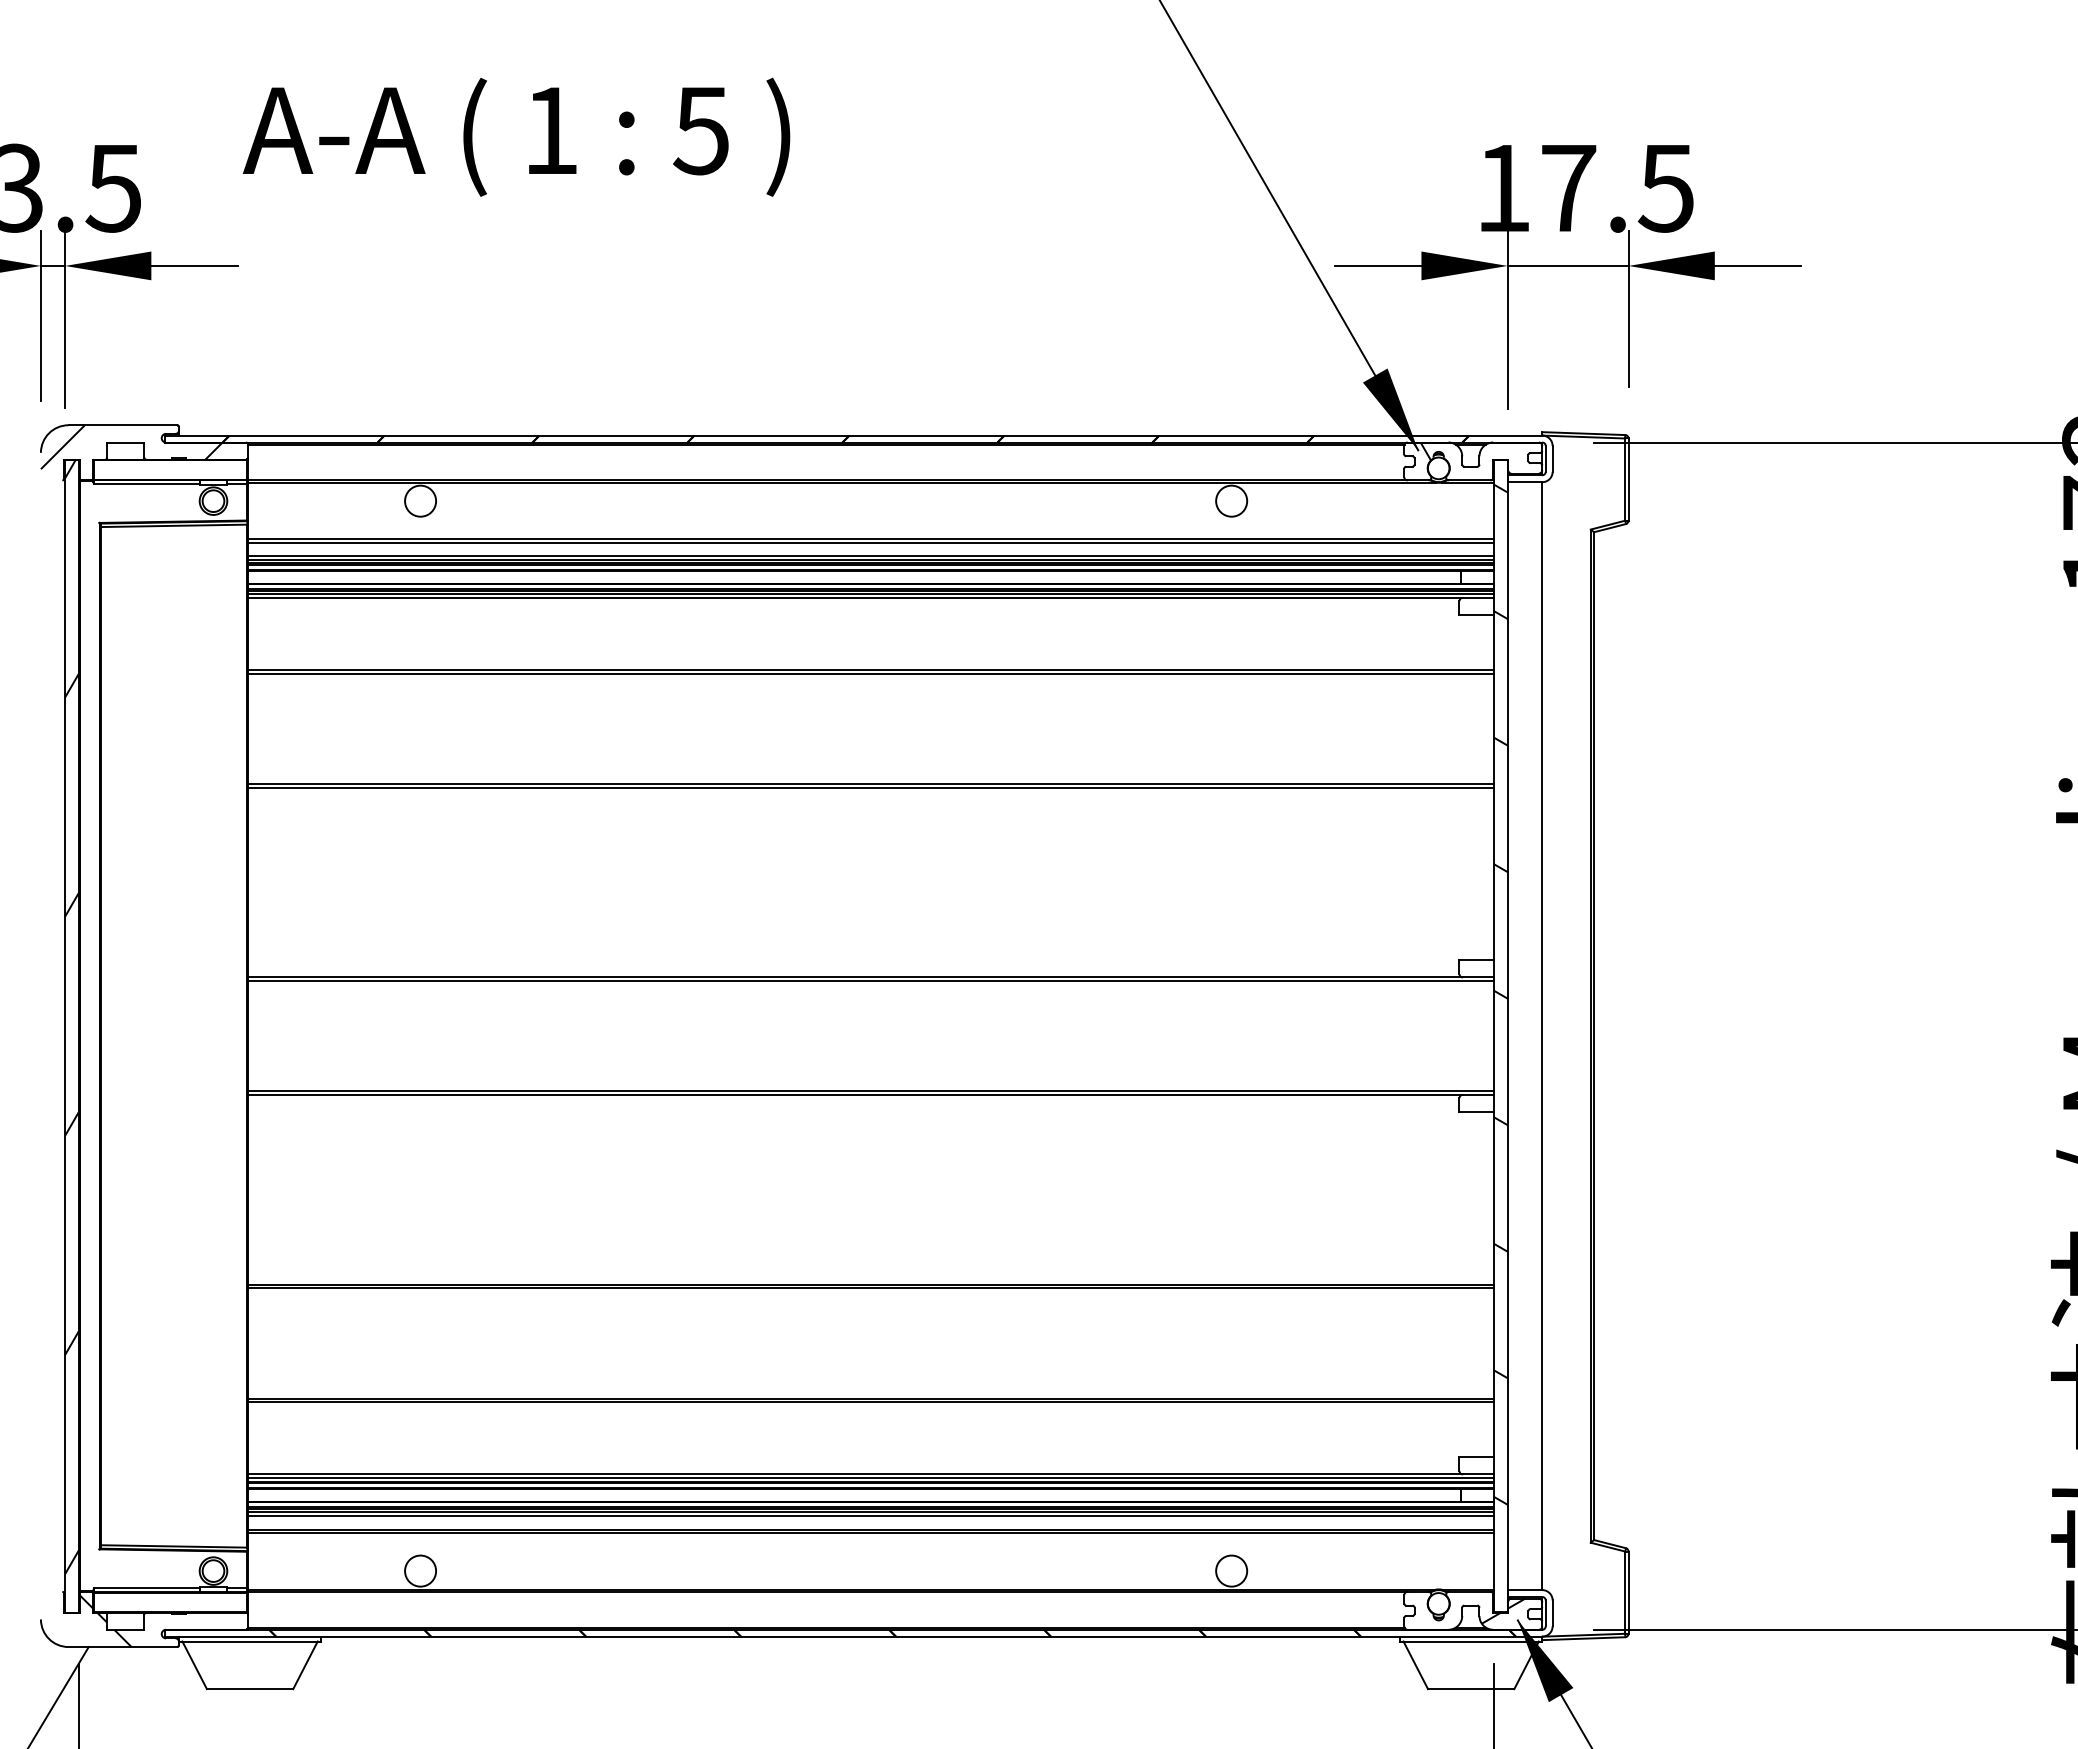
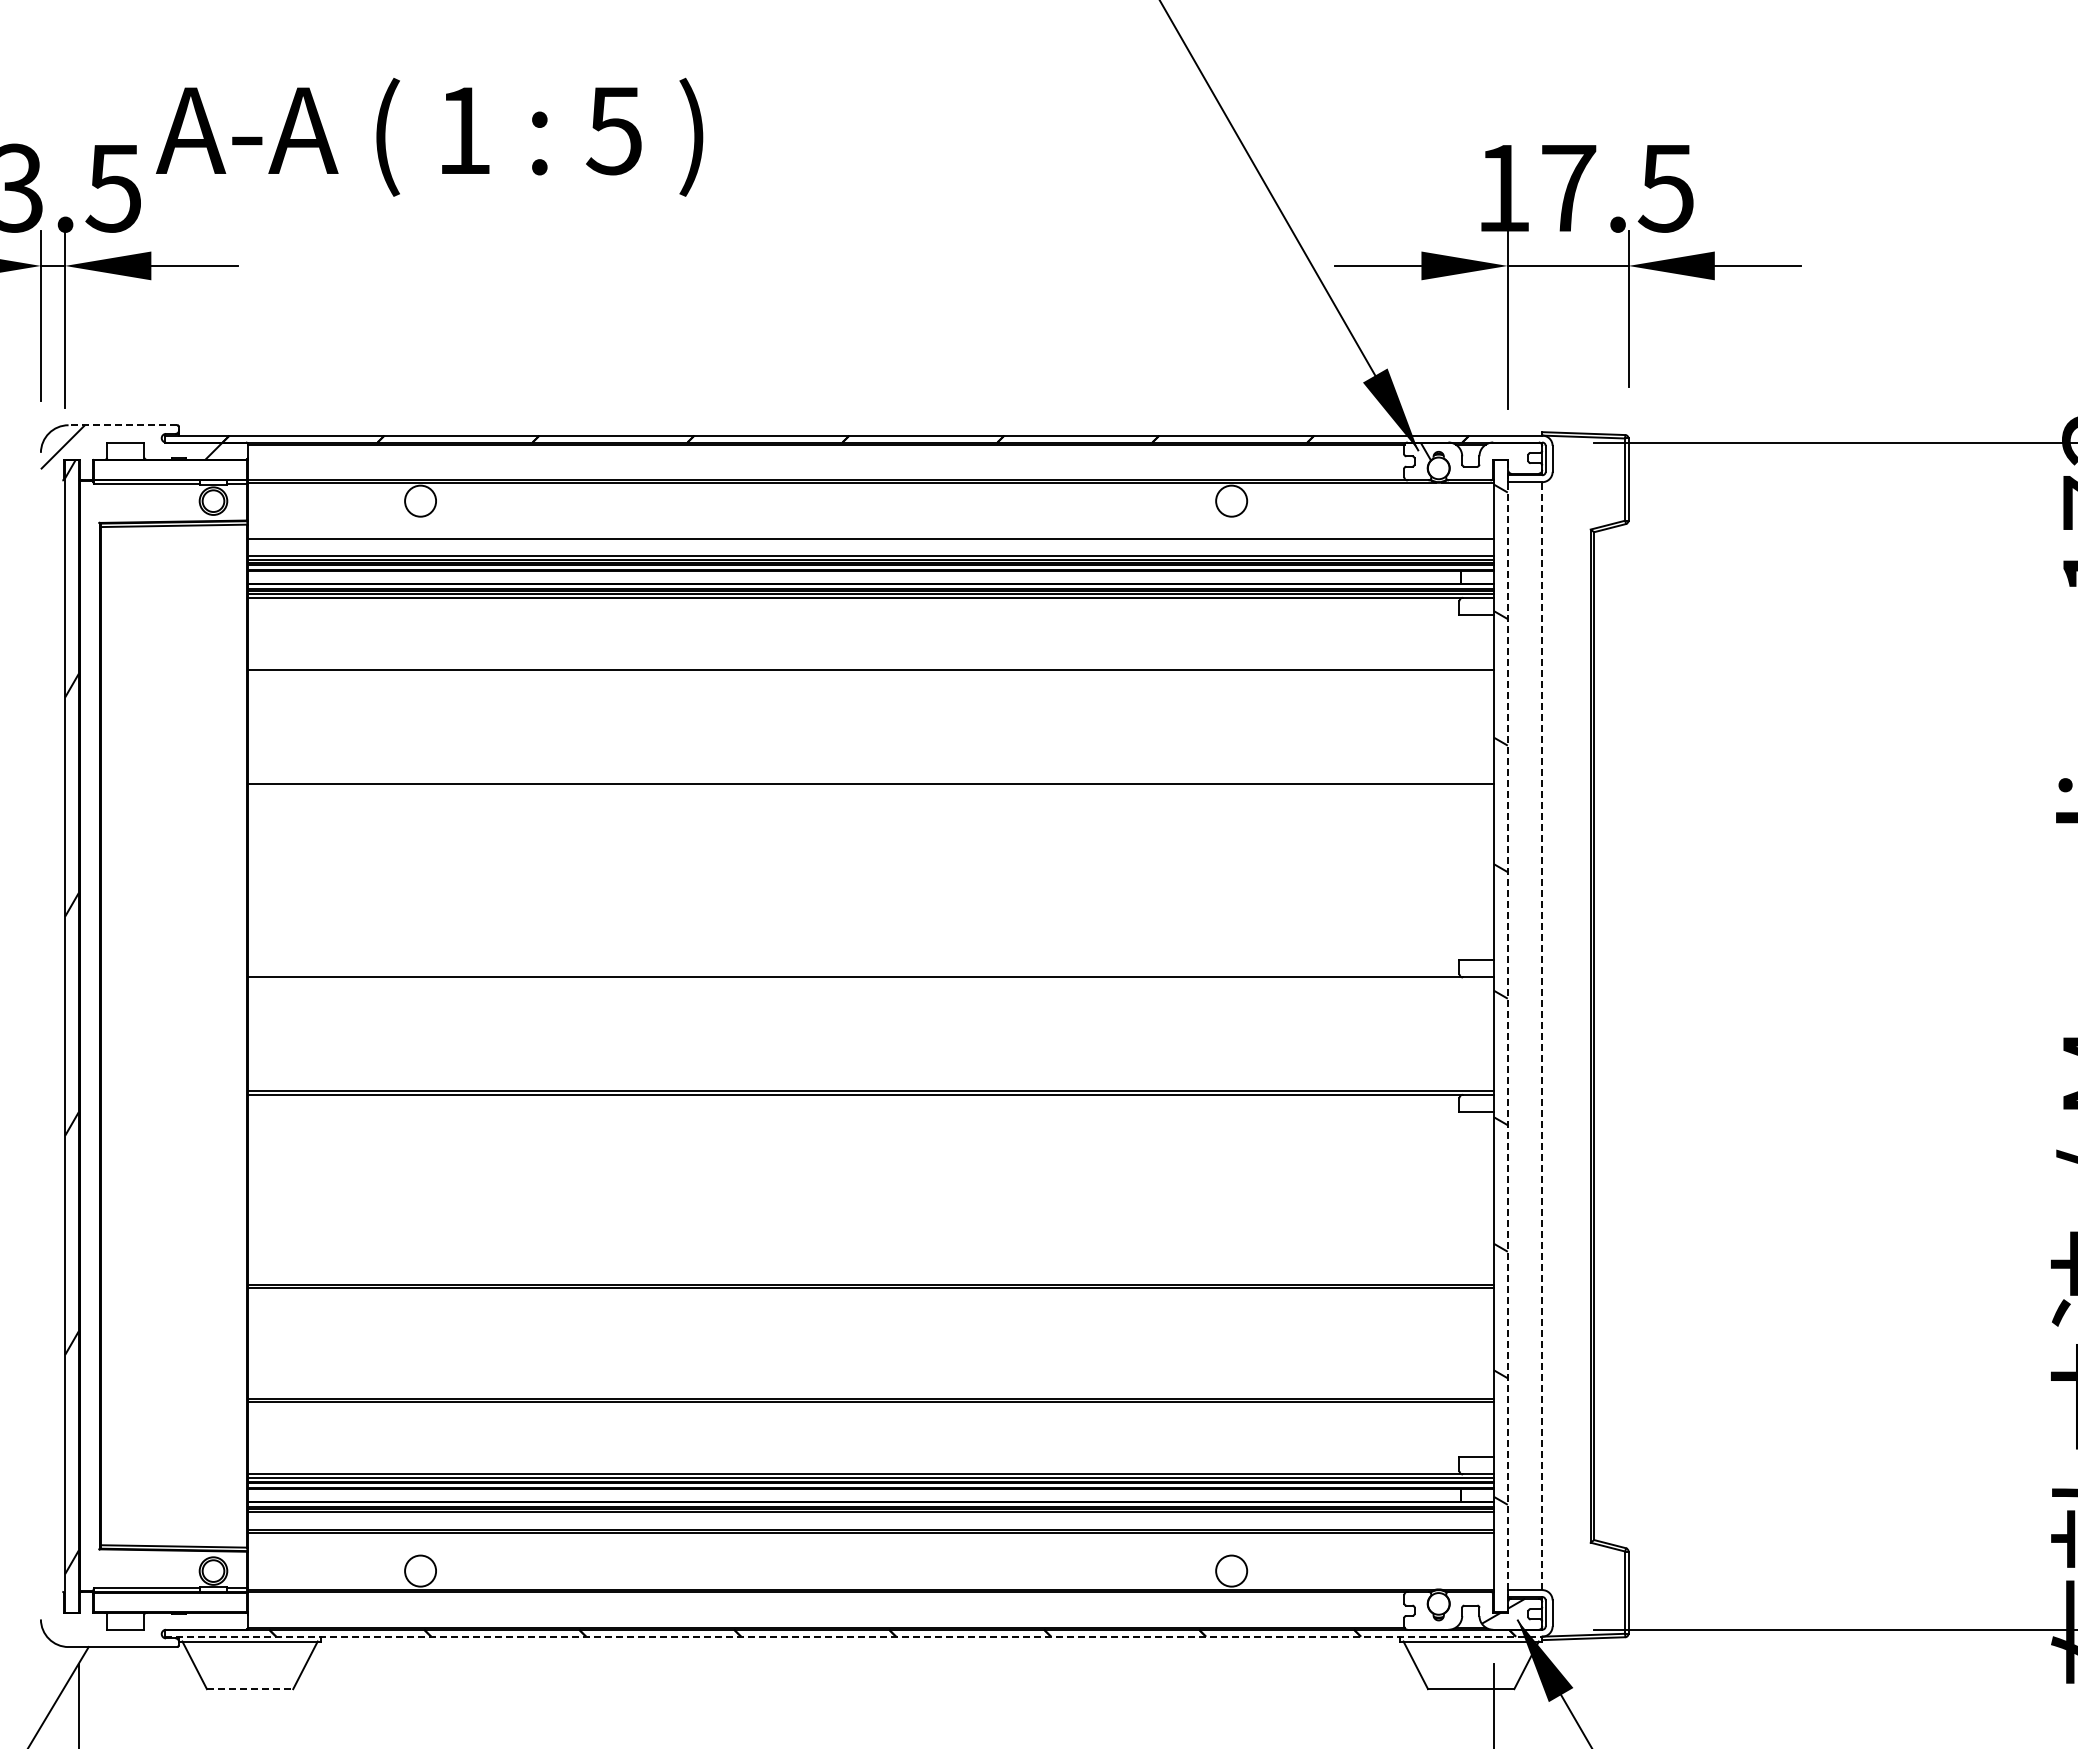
text position: (516, 136) -> (429, 136) (429, 136)
line: solid -> dashed (122, 425)
line: present -> none (870, 542)
line: present -> none (870, 673)
line: present -> none (870, 787)
line: present -> none (870, 980)
line: solid -> dashed (1507, 1036)
line: solid -> dashed (1542, 1036)
line: present -> none (870, 1515)
hatch: present -> none (105, 1621)
line: solid -> dashed (853, 1636)
line: solid -> dashed (250, 1689)
